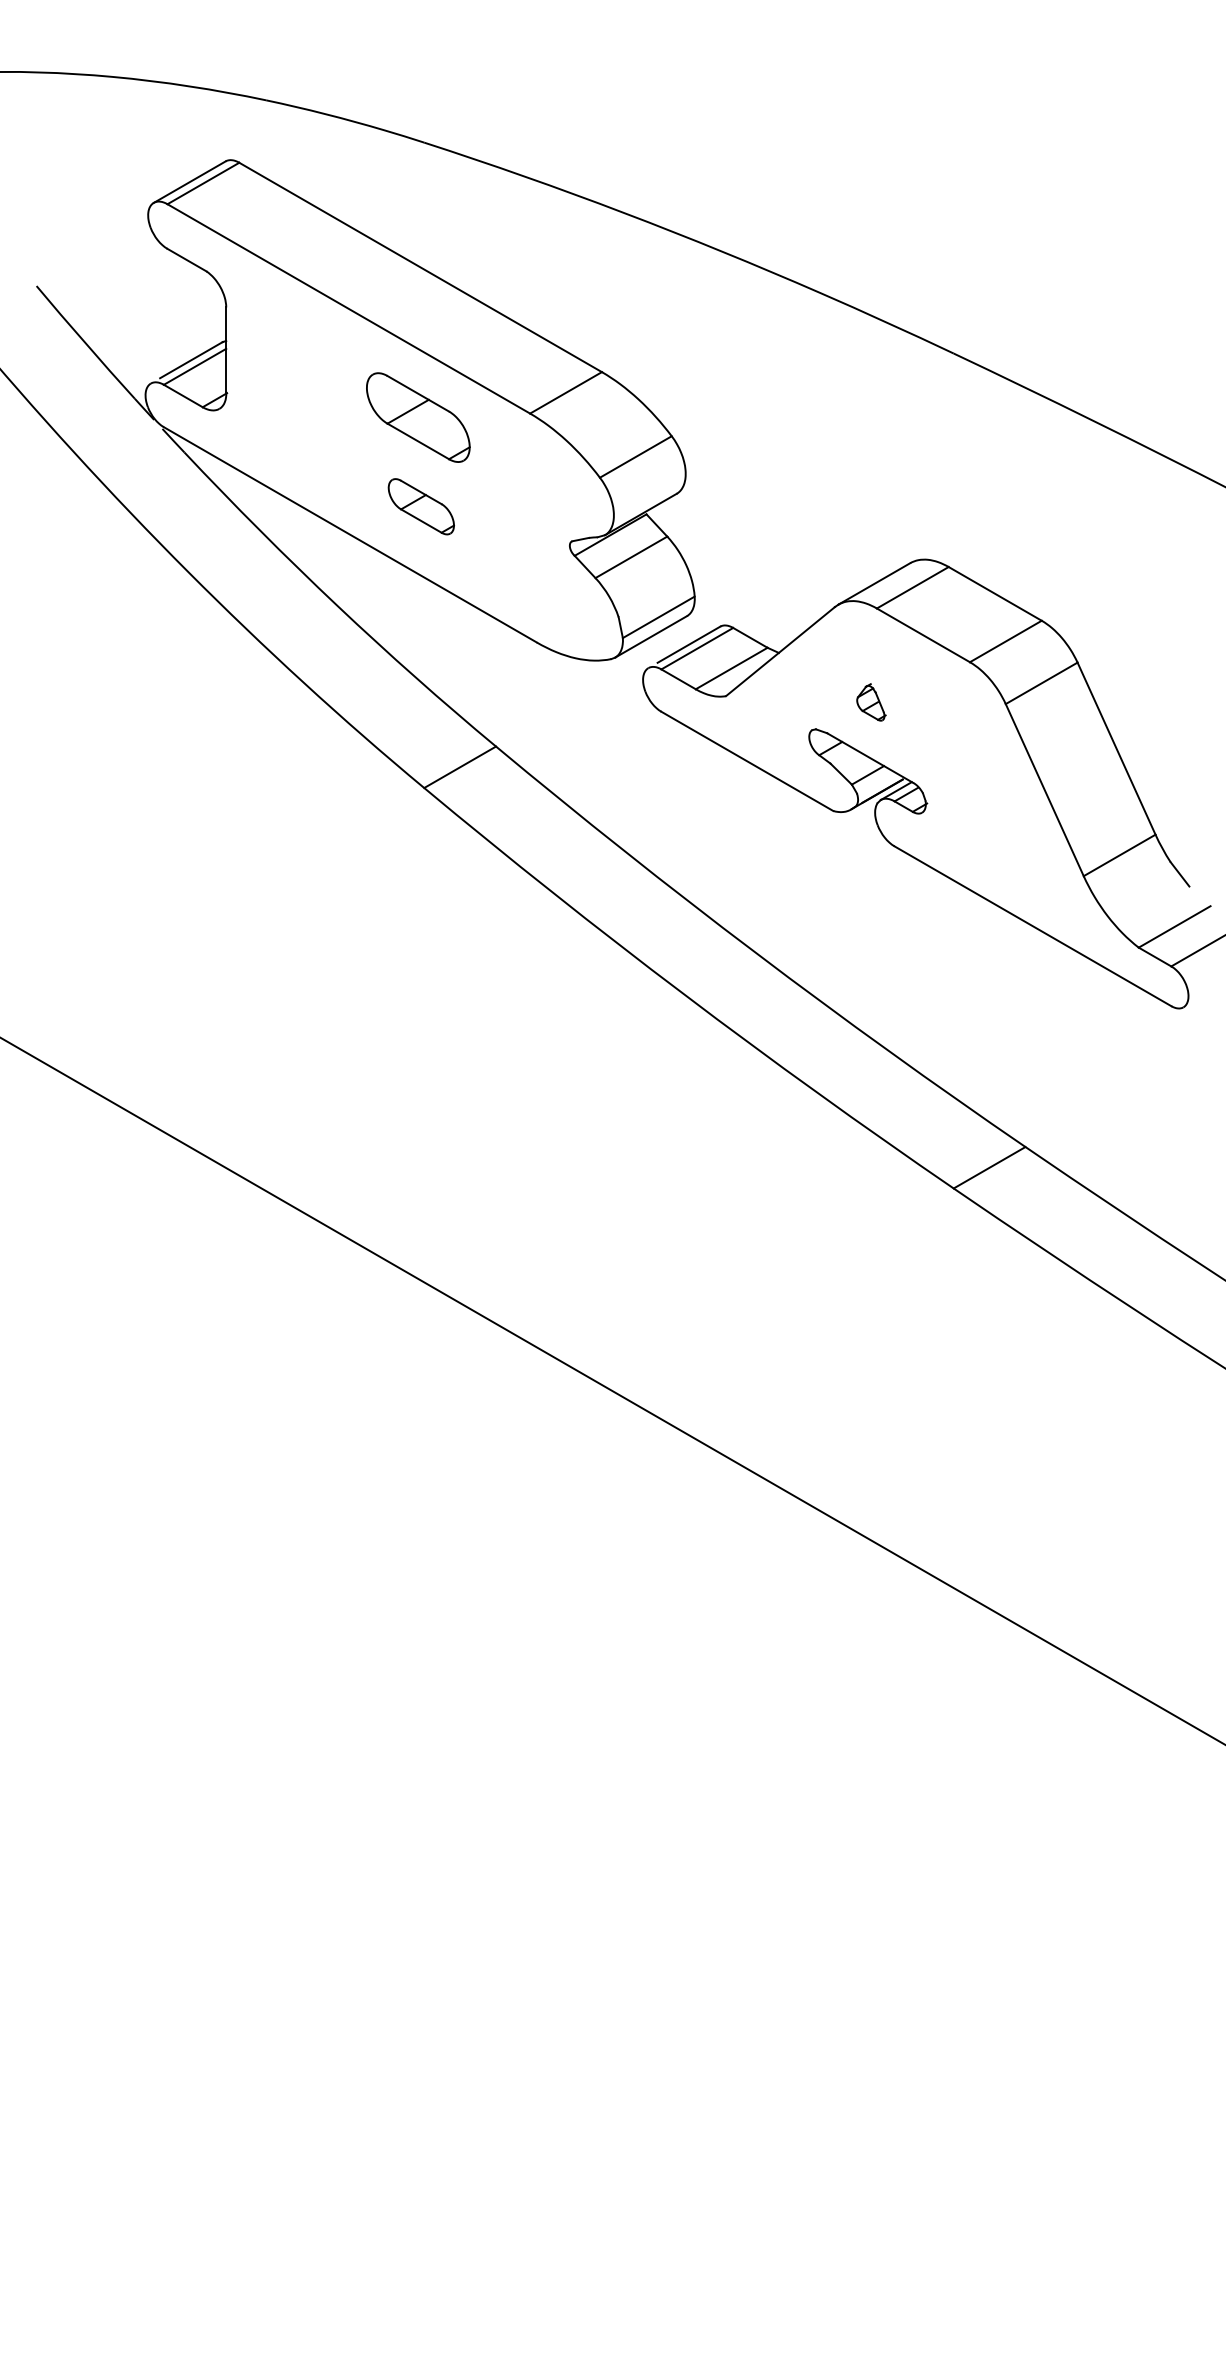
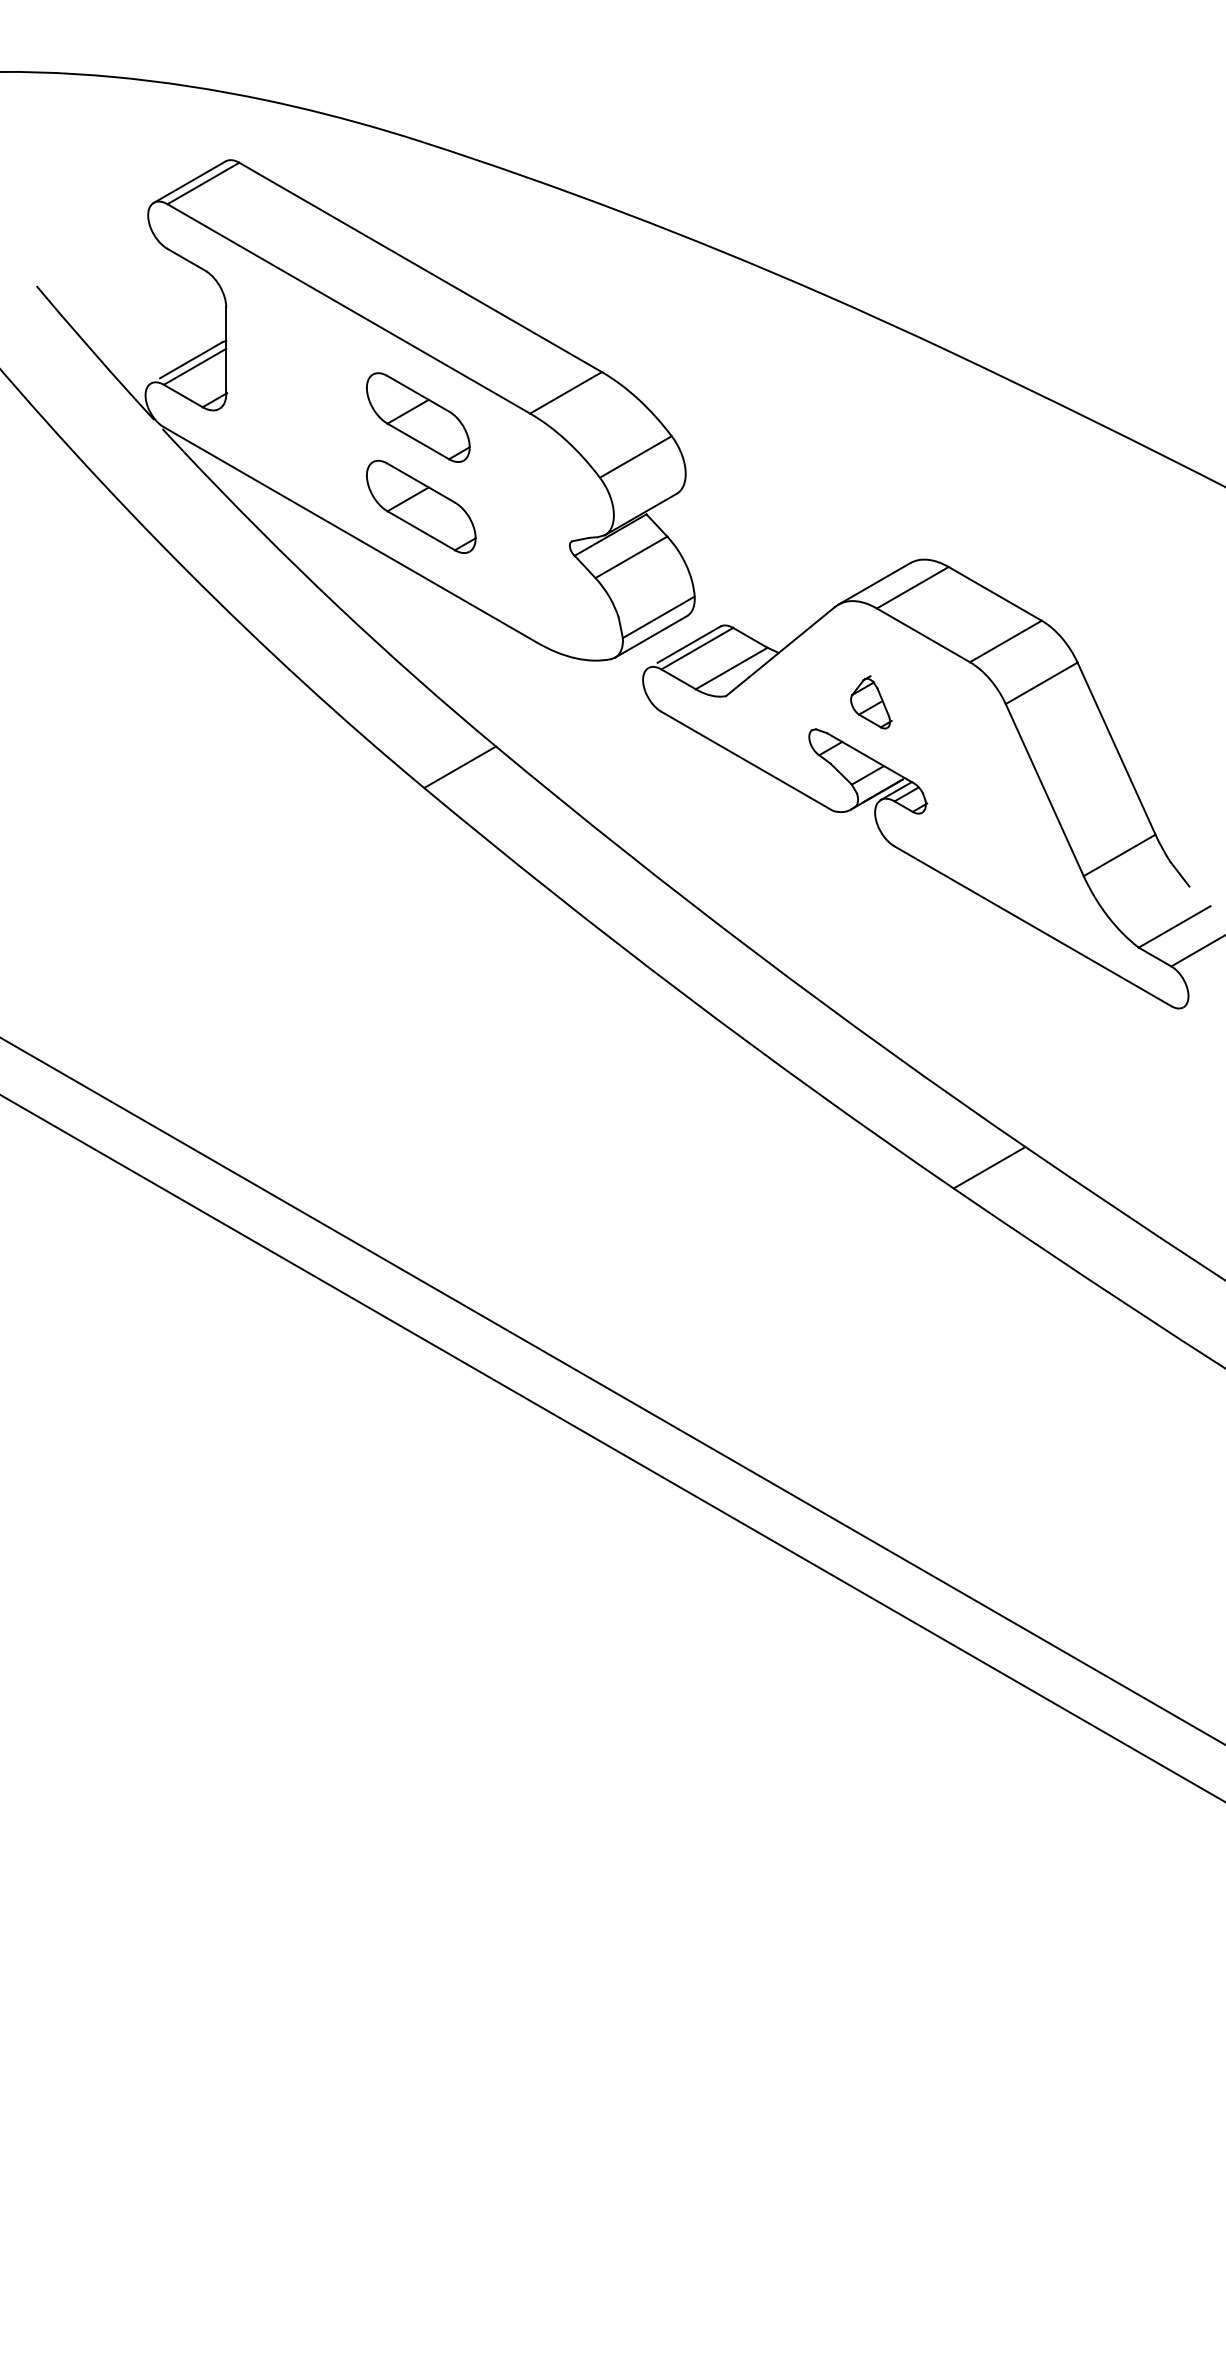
part size: 68x58 px -> 111x95 px (421, 506)
part size: 31x39 px -> 43x55 px (871, 702)
line: none -> present (612, 1448)
